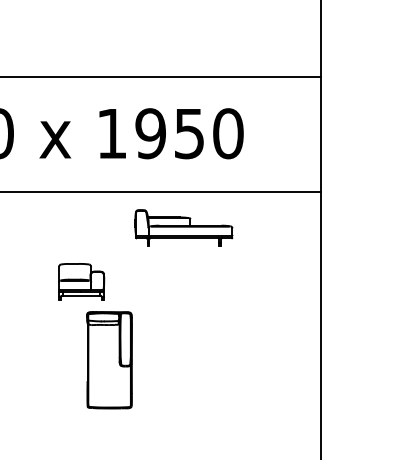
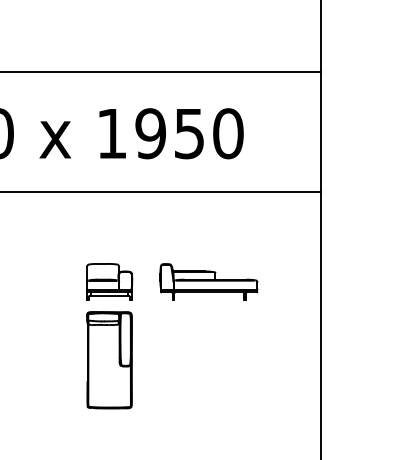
line position: (161, 76) -> (161, 71) (161, 71)
part position: (183, 227) -> (208, 281) (208, 281)
part position: (81, 281) -> (109, 281) (109, 281)
